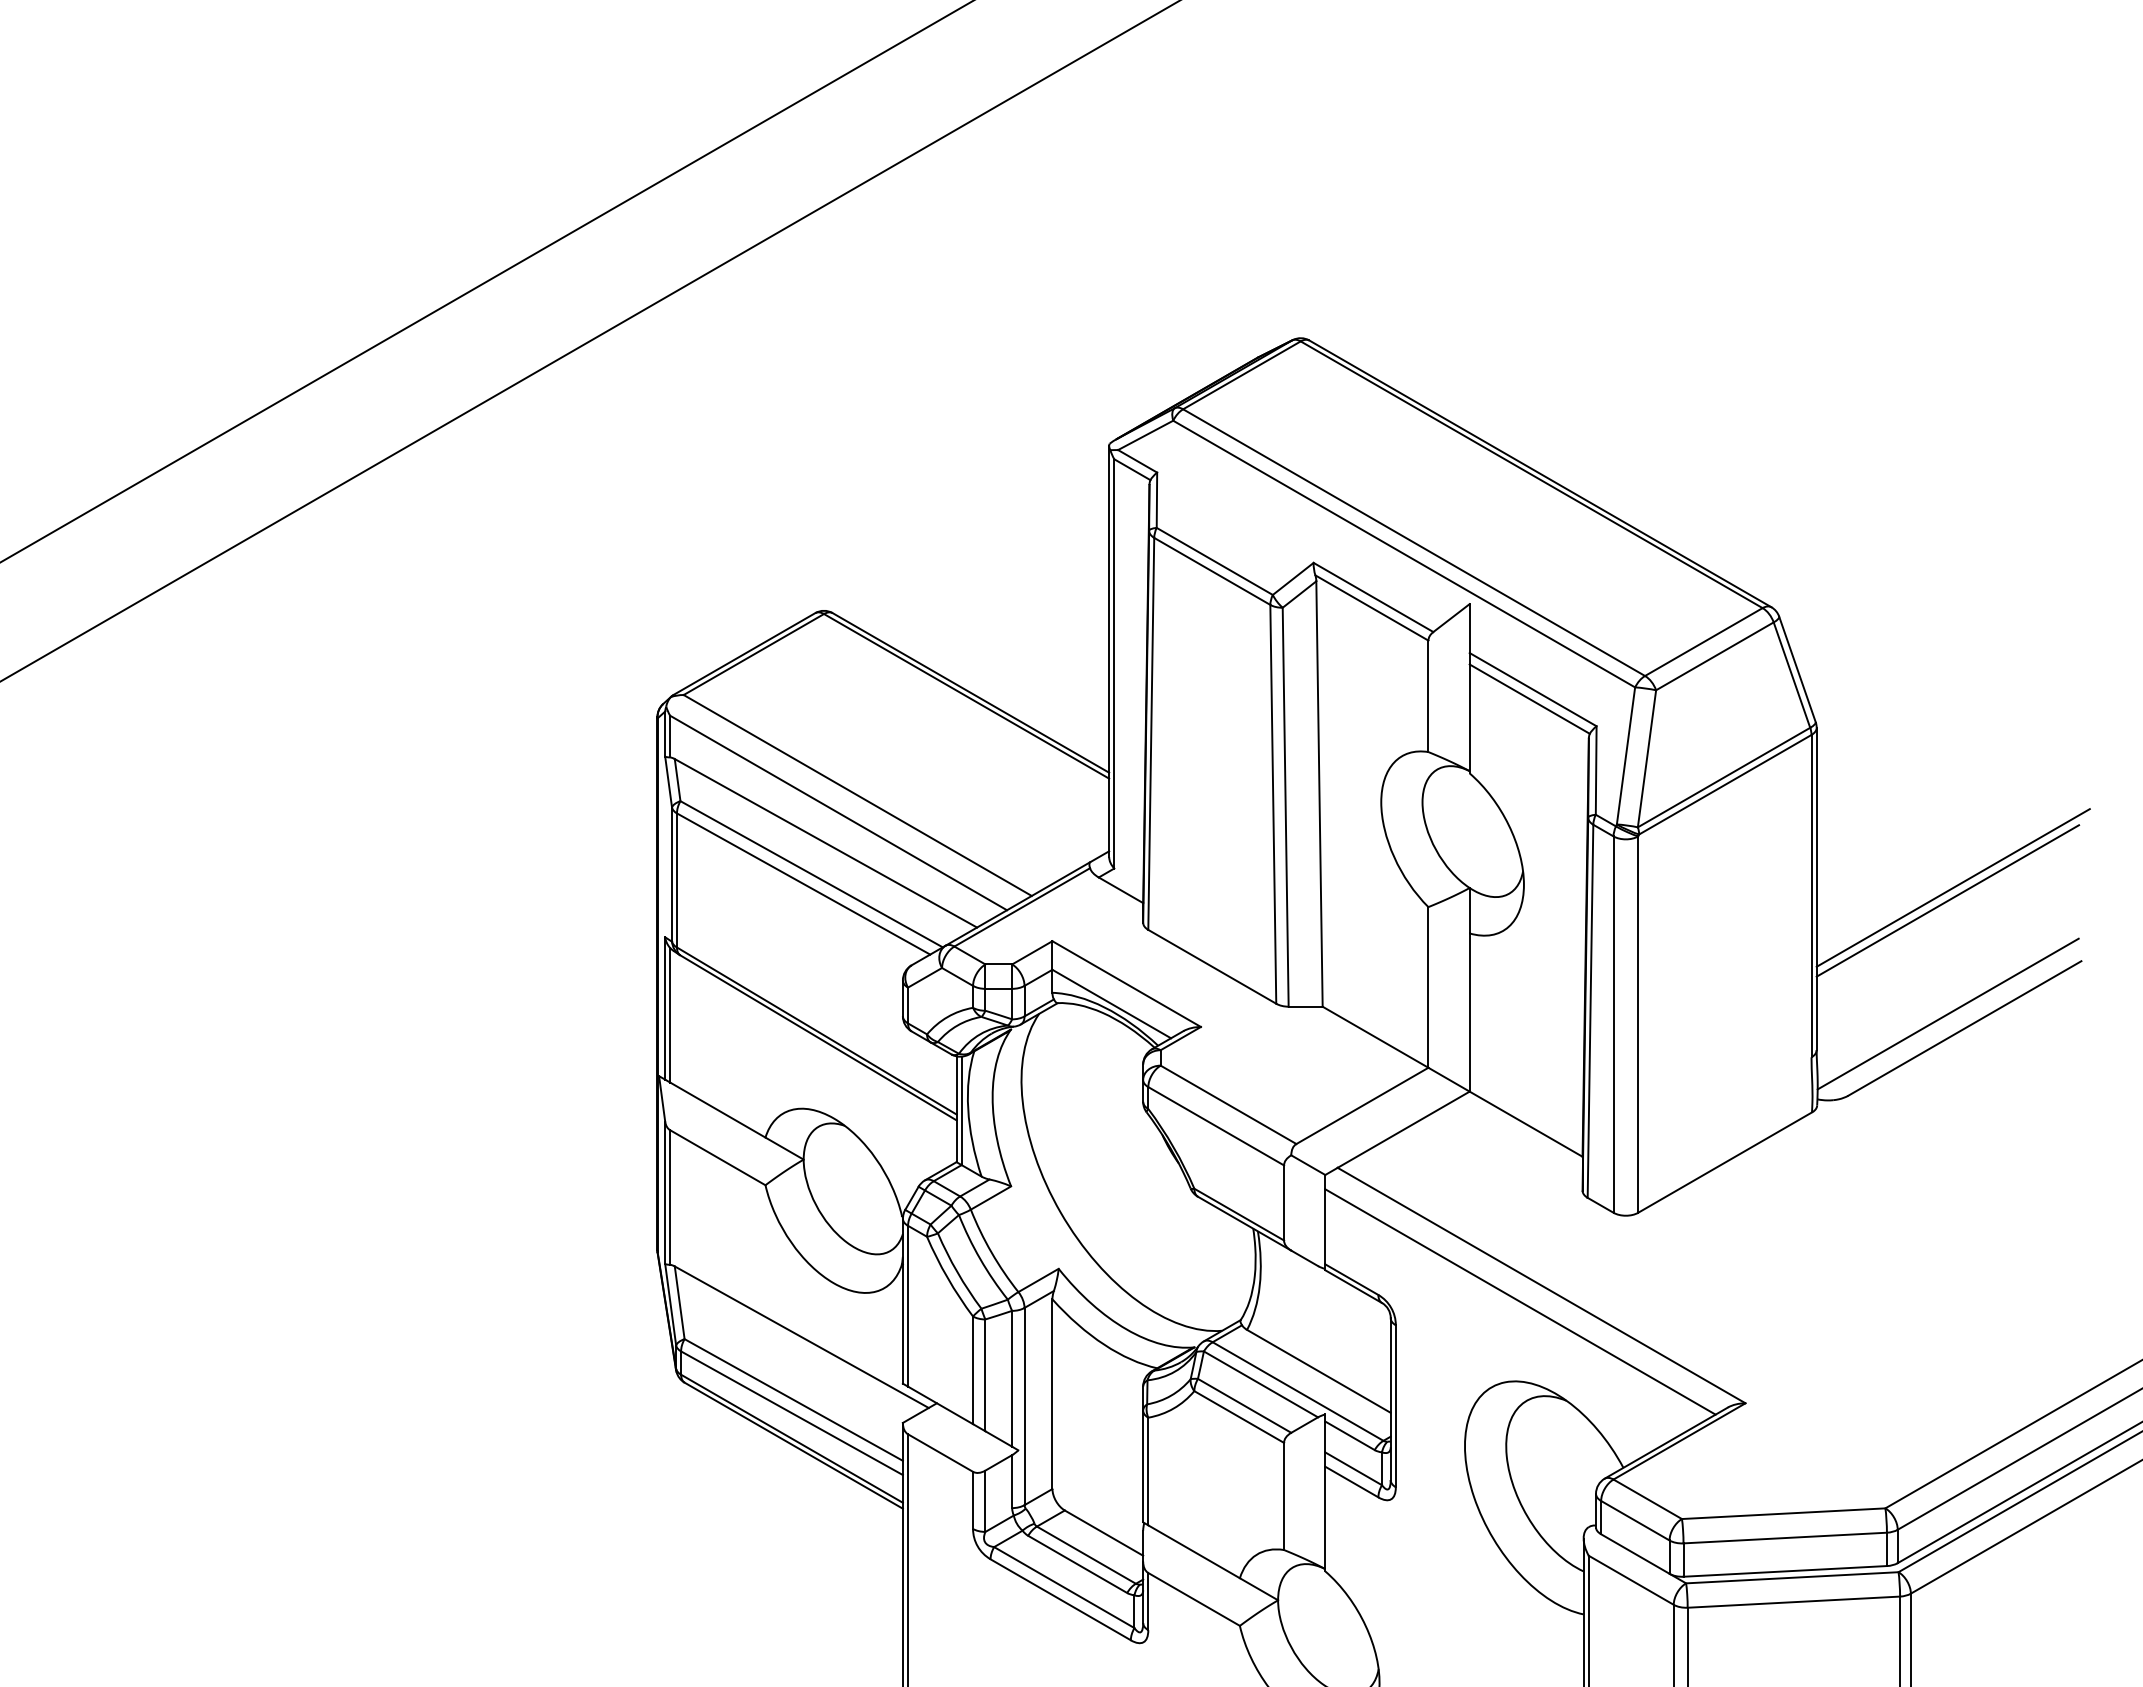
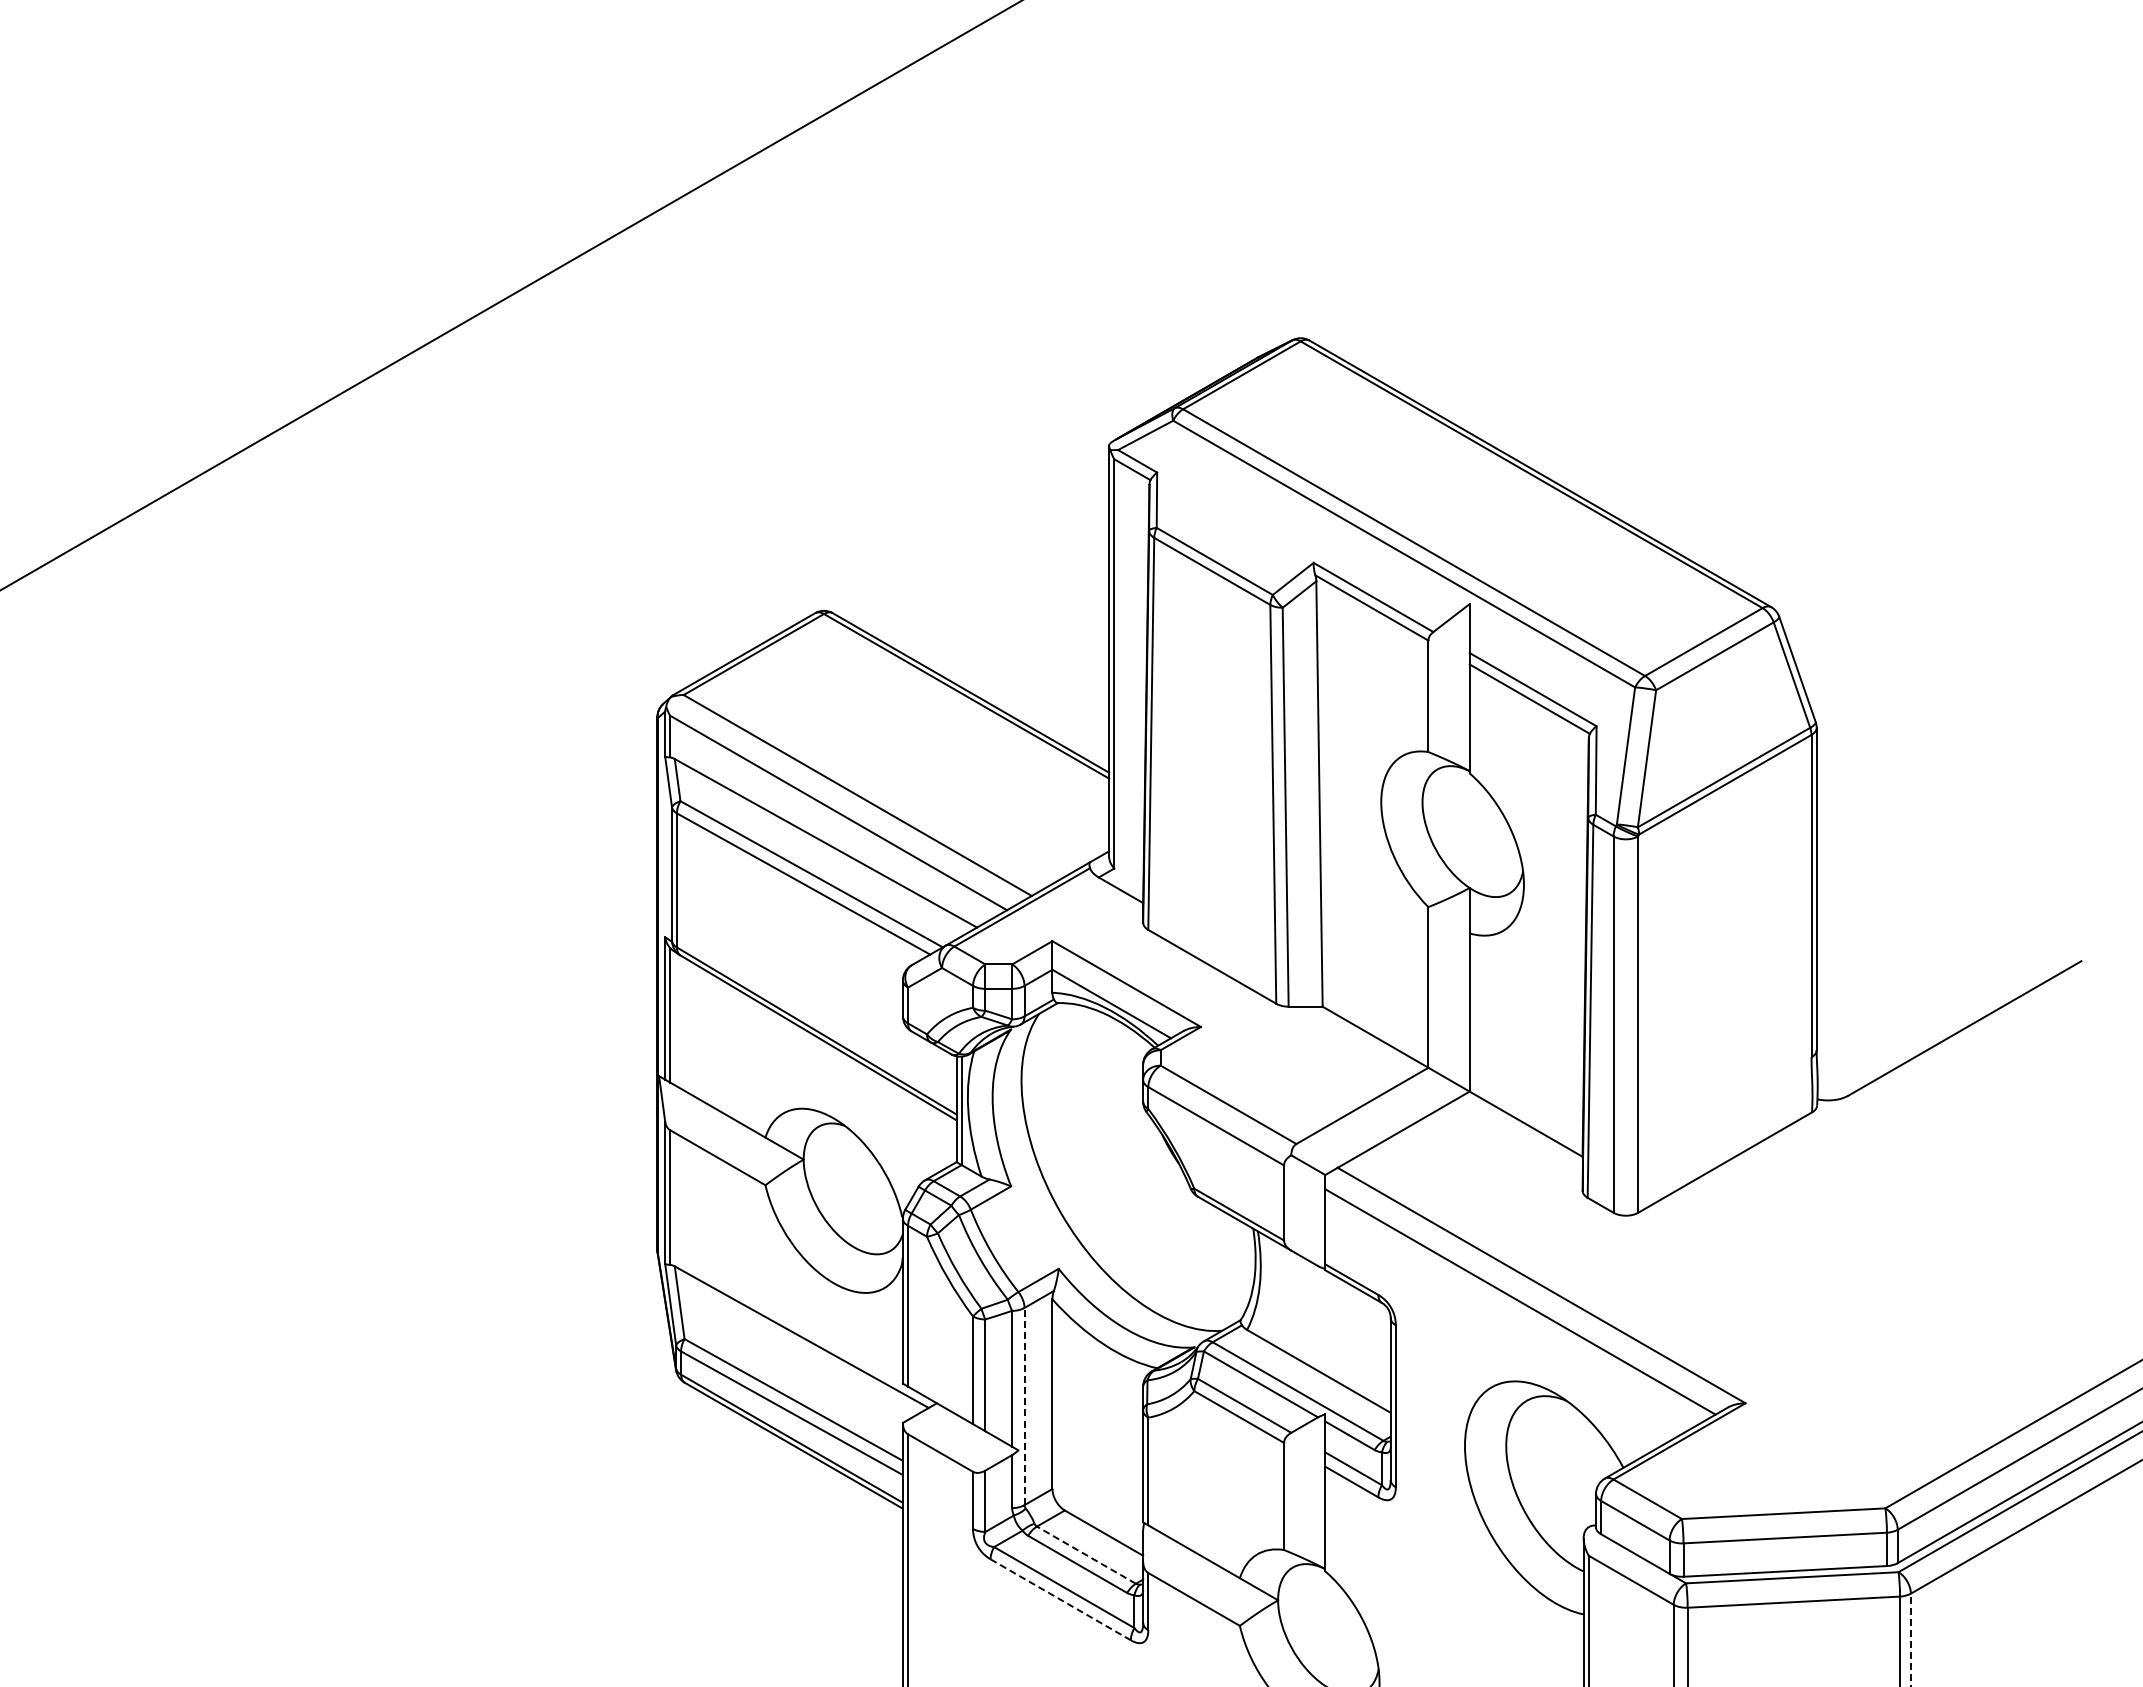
line position: (486, 281) -> (510, 295) (510, 295)
line: present -> none (589, 341)
line: present -> none (1952, 887)
line: present -> none (1947, 900)
line: present -> none (1947, 1013)
line: solid -> dashed (1024, 1406)
line: solid -> dashed (1086, 1554)
line: solid -> dashed (1060, 1599)
line: solid -> dashed (1910, 1639)
